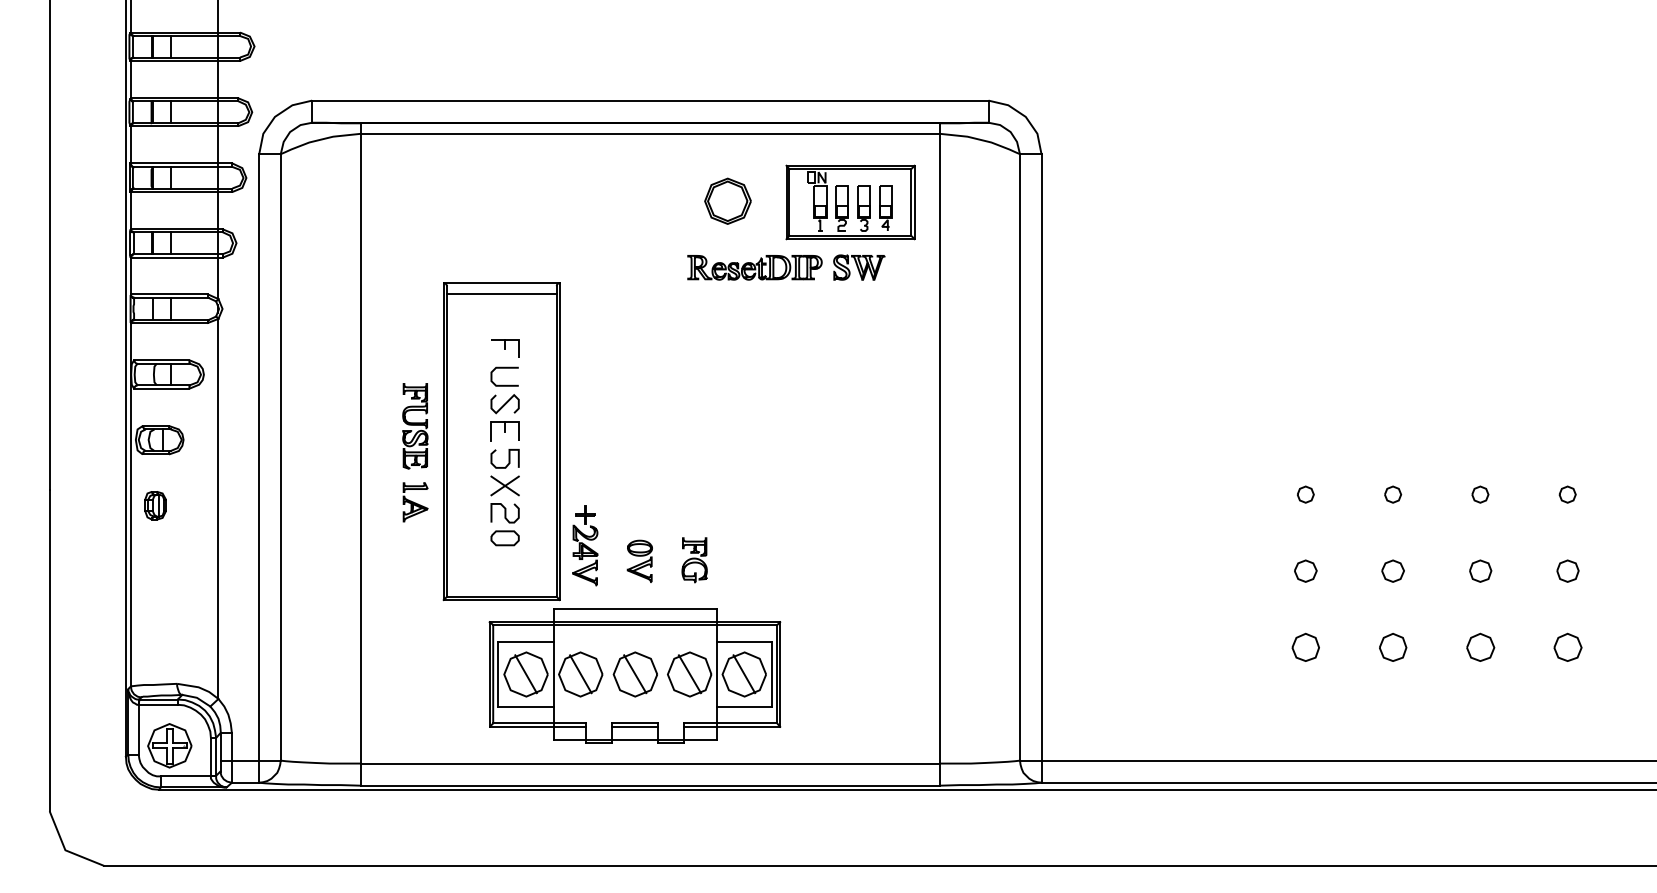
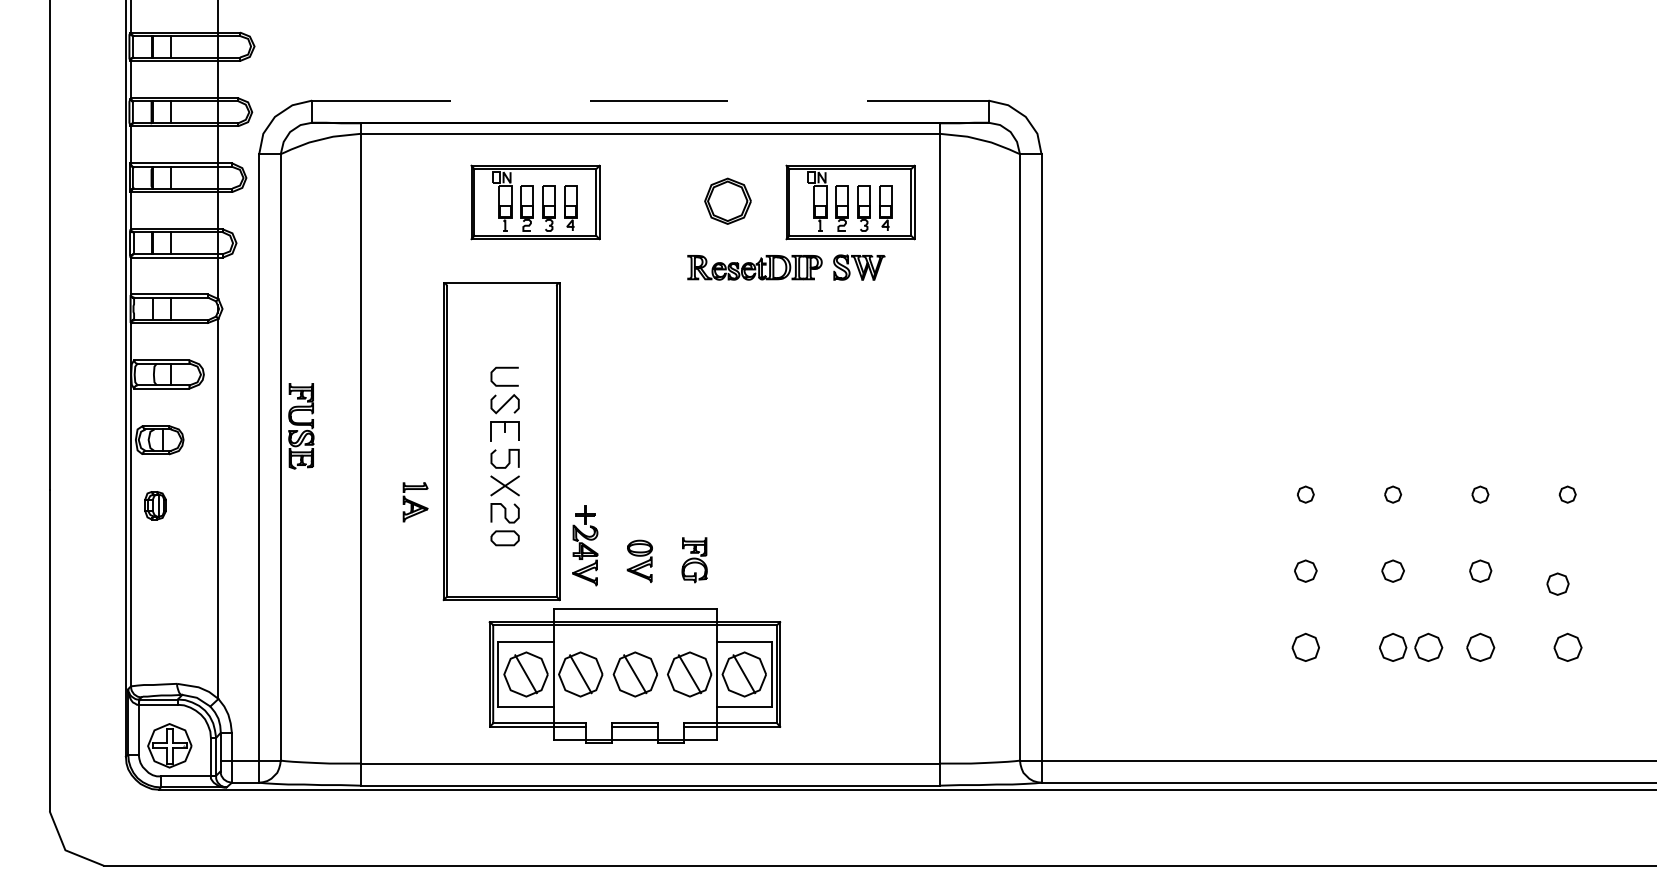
line: solid -> dashed (650, 100)
part: none -> present (535, 202)
line: present -> none (501, 294)
part: present -> none (505, 348)
part position: (415, 426) -> (301, 426) (301, 426)
part position: (1567, 570) -> (1557, 583) (1557, 583)
part: none -> present (1428, 646)
